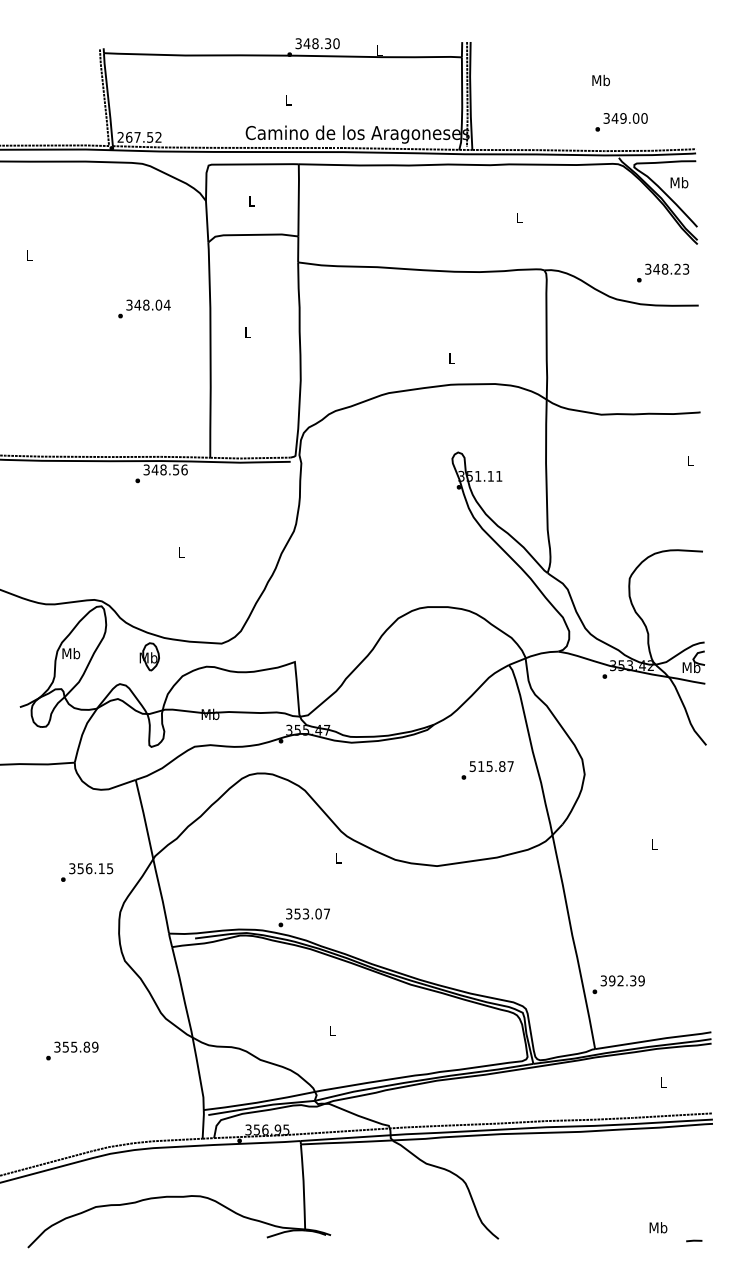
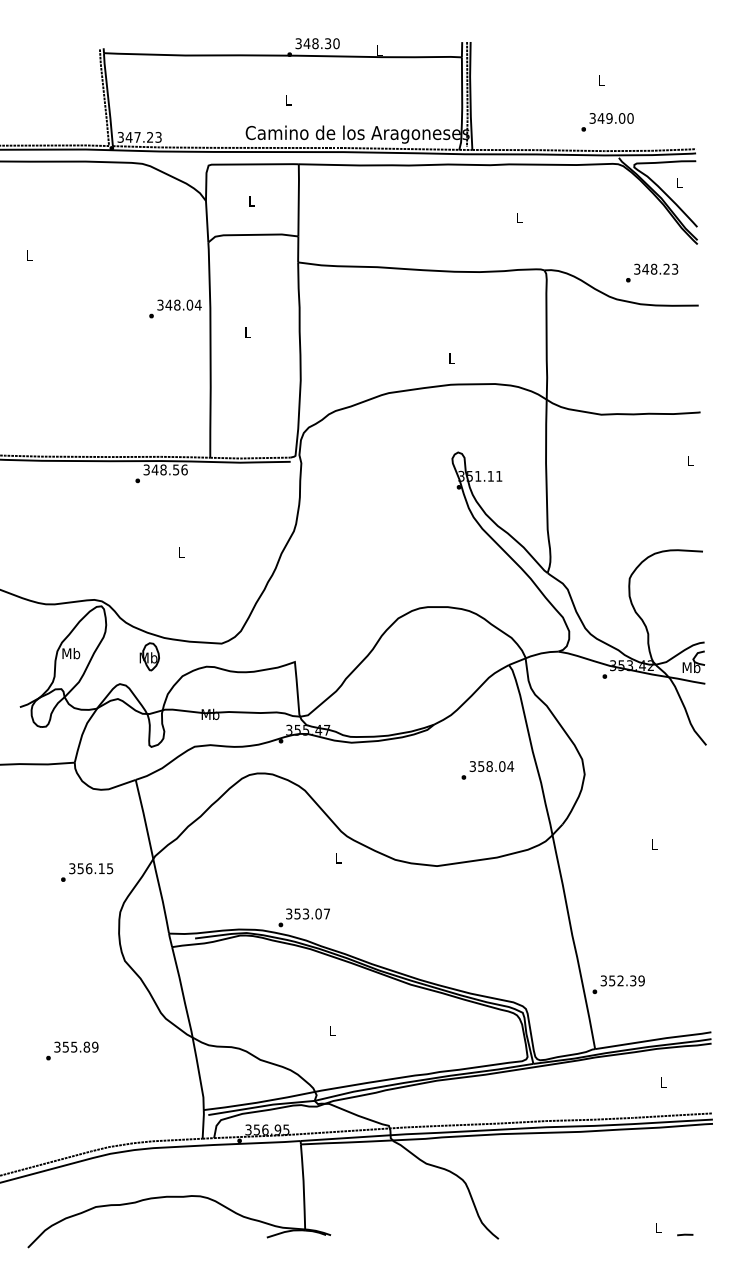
text: Mb -> L (600, 80)
text position: (621, 122) -> (607, 122) (607, 122)
text: 267.52 -> 347.23 (139, 137)
text: Mb -> L (679, 182)
text position: (663, 272) -> (652, 272) (652, 272)
text position: (144, 308) -> (175, 308) (175, 308)
text: 515.87 -> 358.04 (492, 766)
text: 392.39 -> 352.39 (612, 980)
text: Mb -> L (658, 1227)
line position: (694, 1240) -> (685, 1234) (685, 1234)
